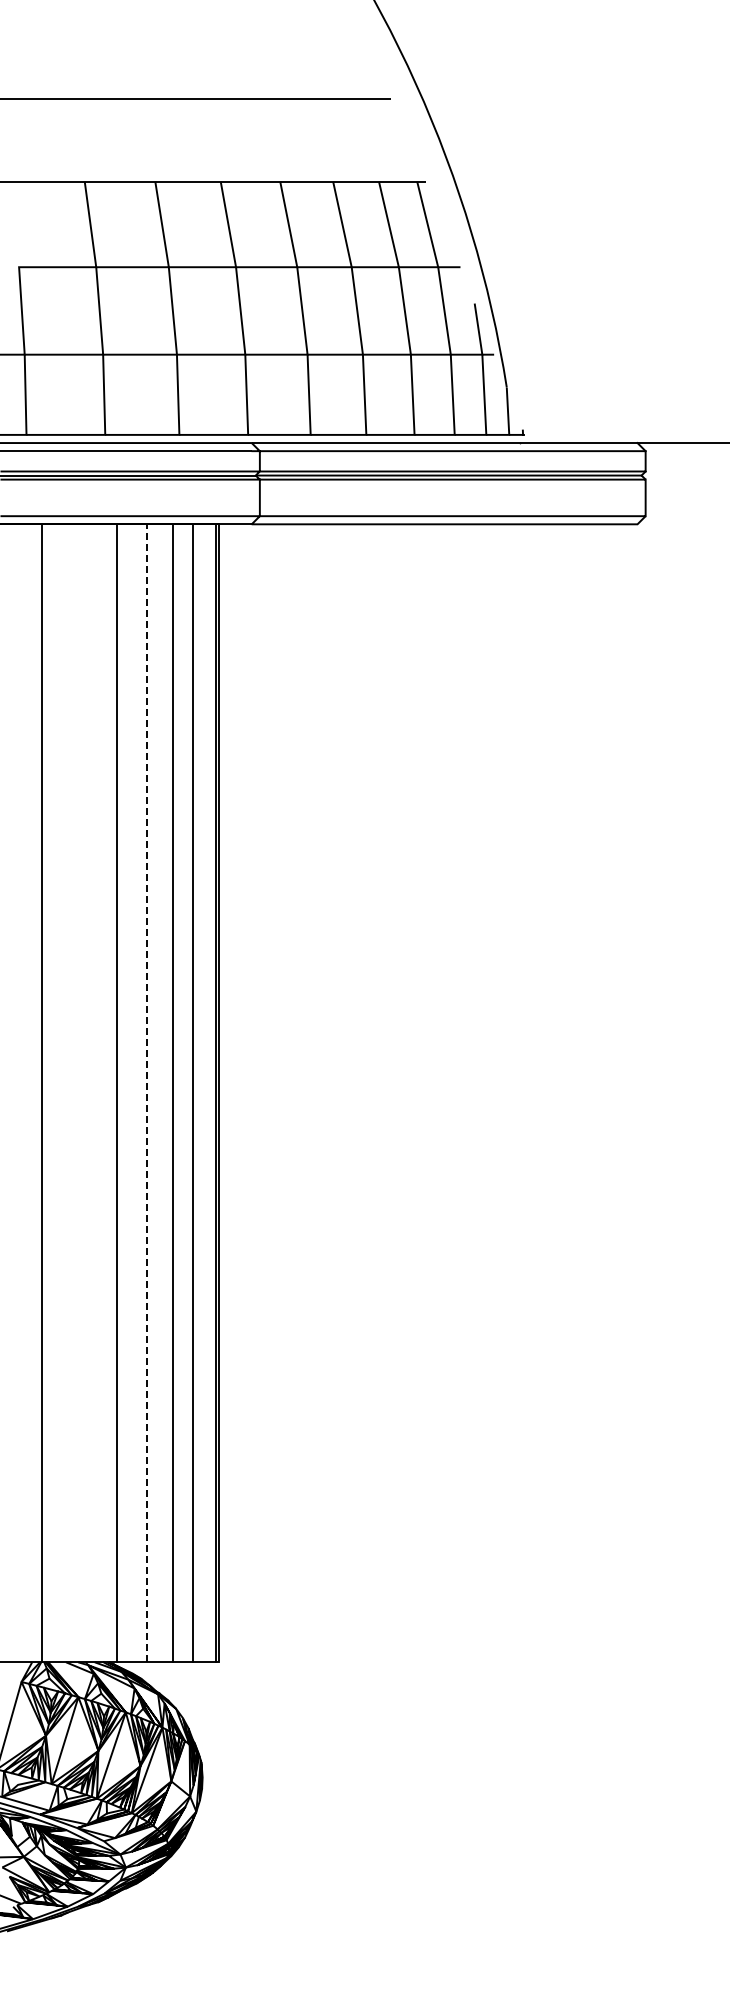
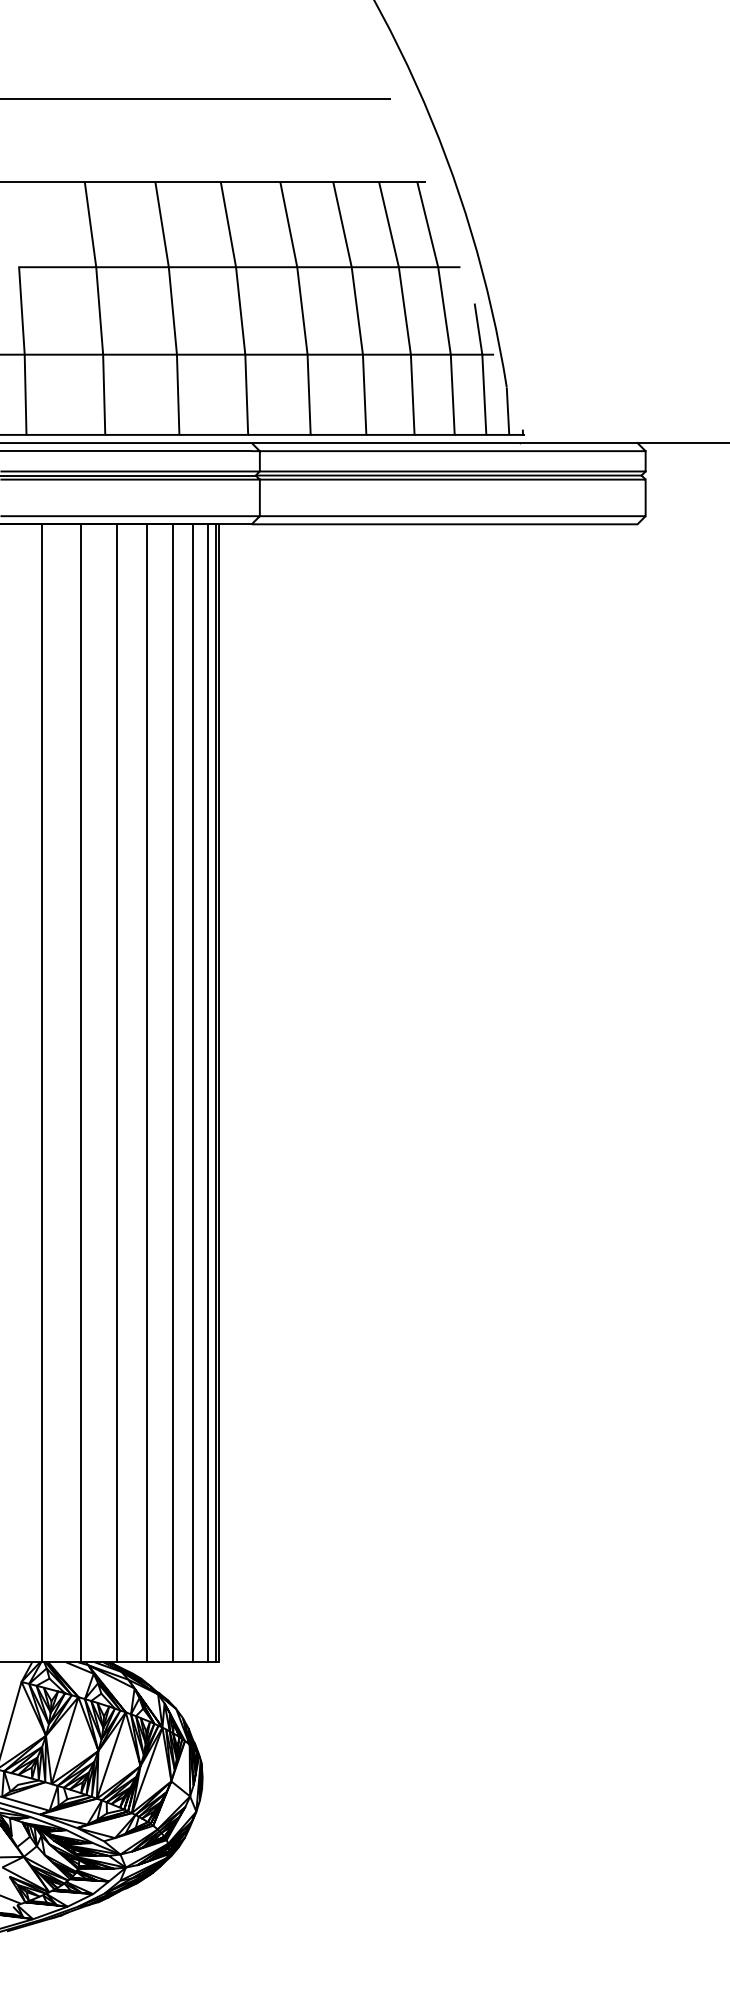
line: none -> present (81, 1093)
line: dashed -> solid (147, 1093)
line: none -> present (207, 1093)
